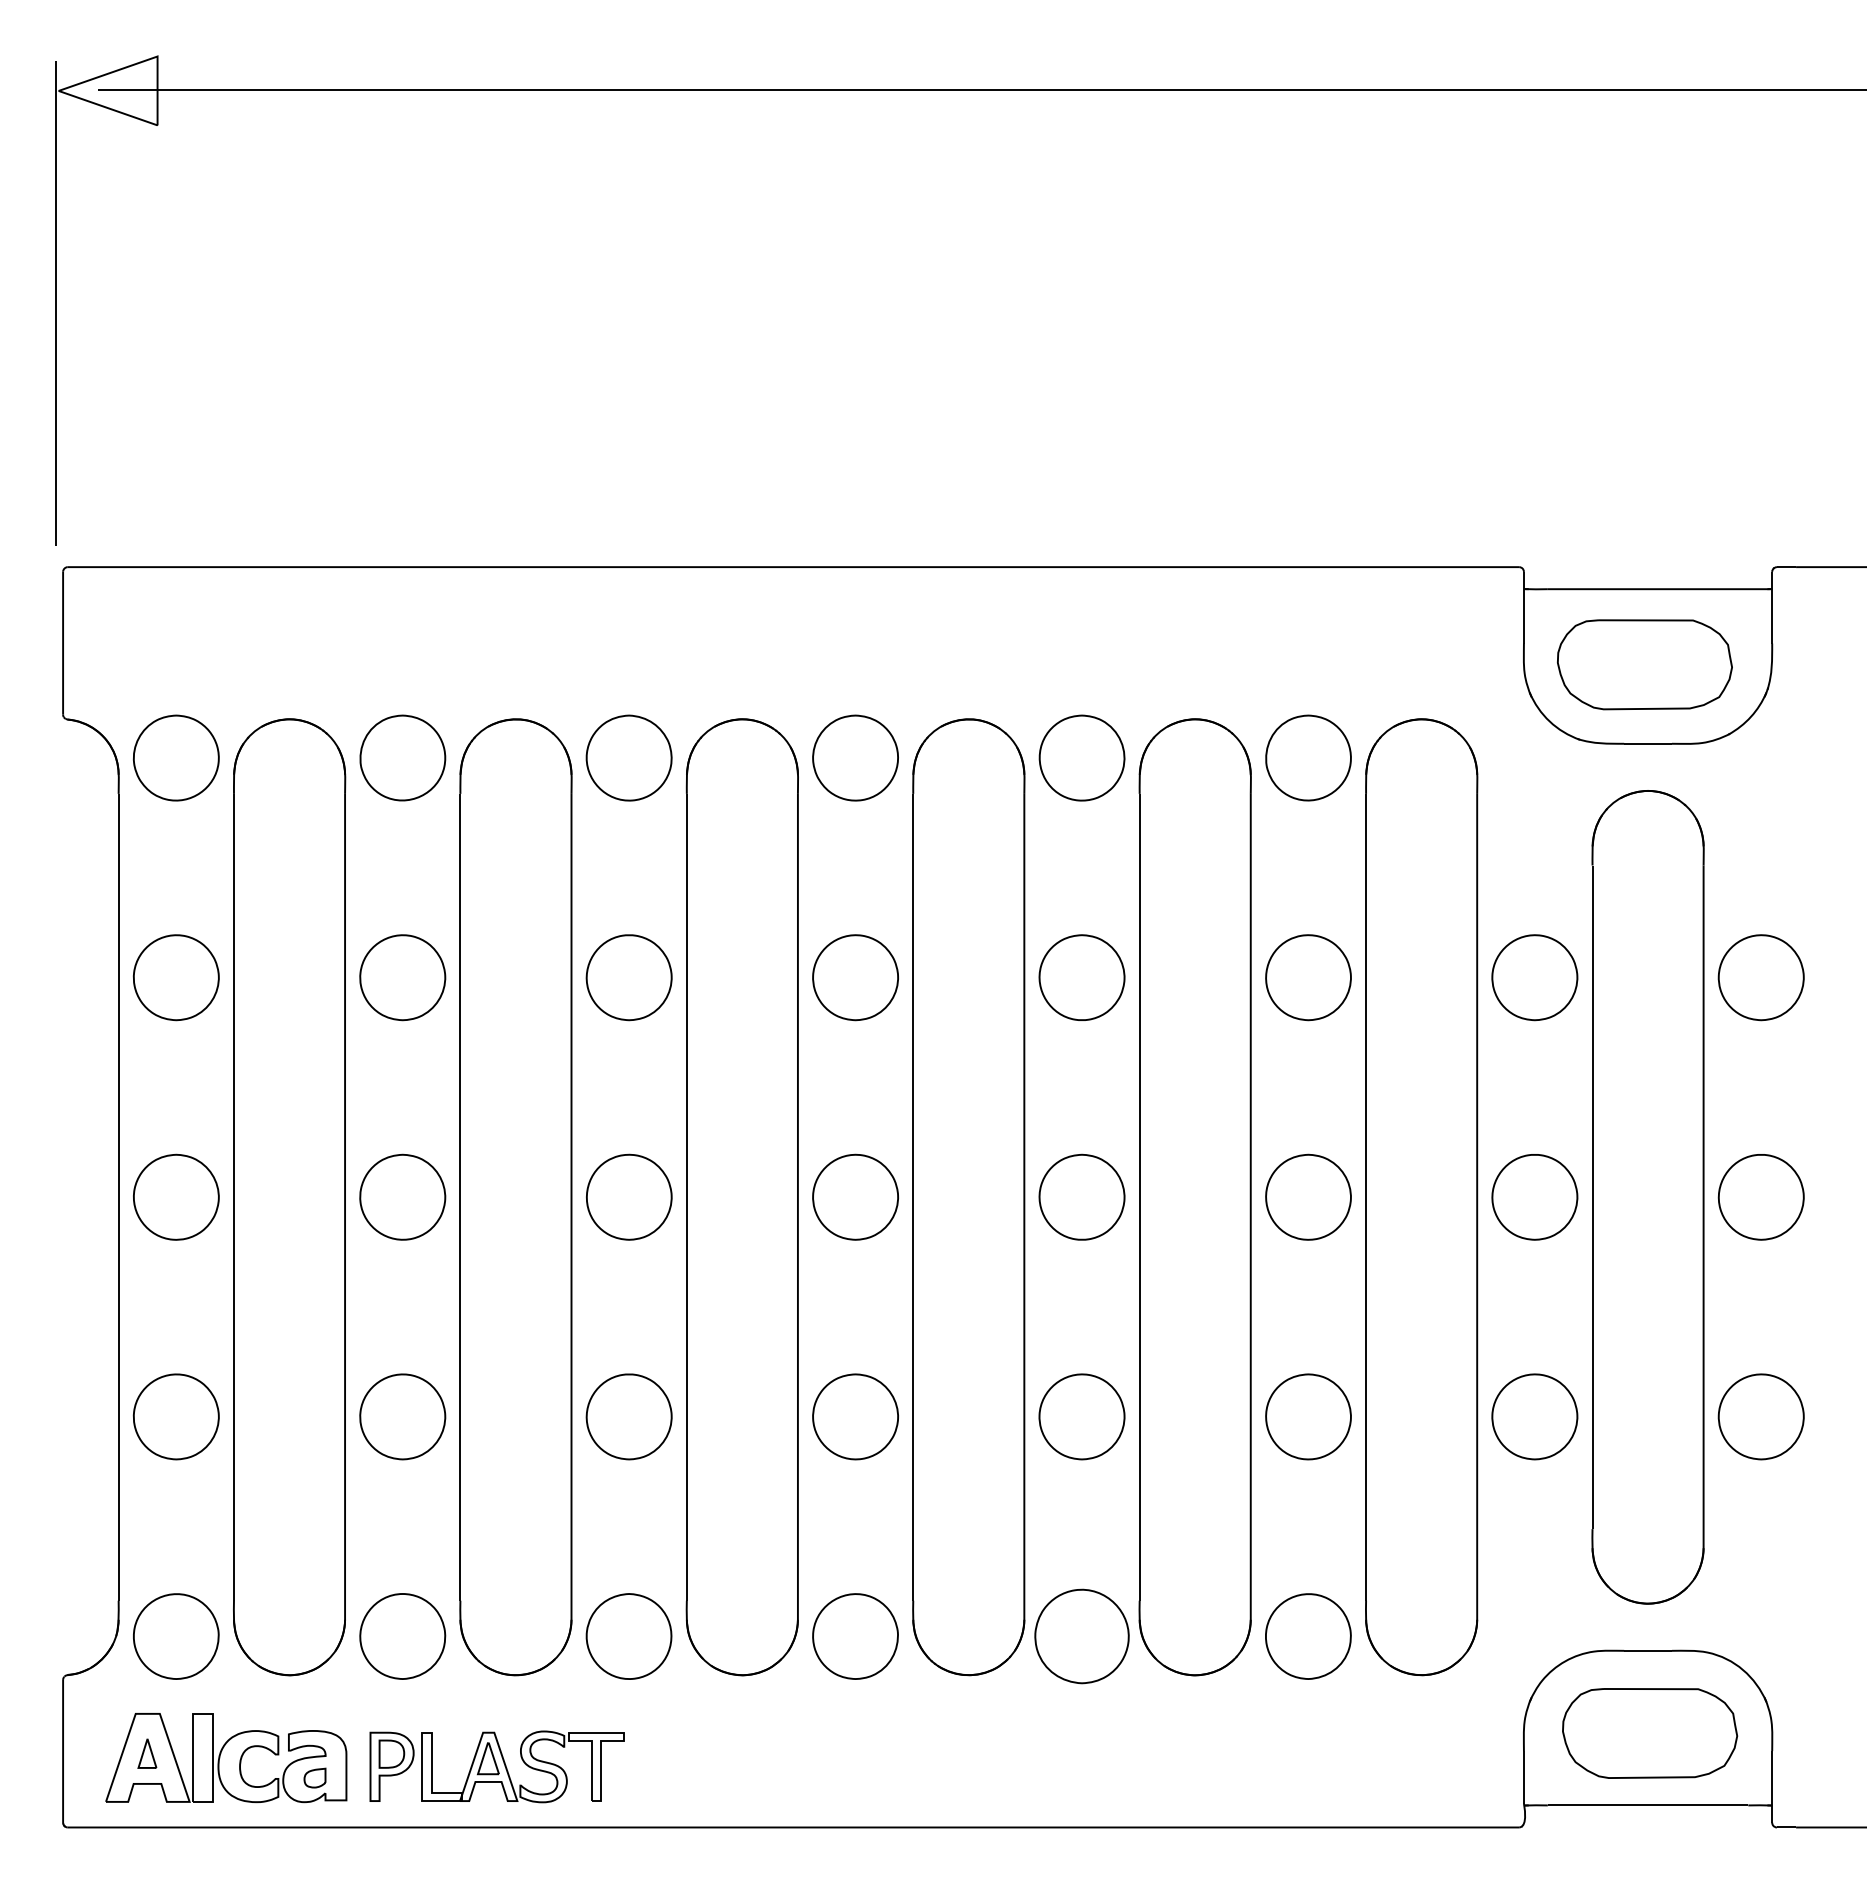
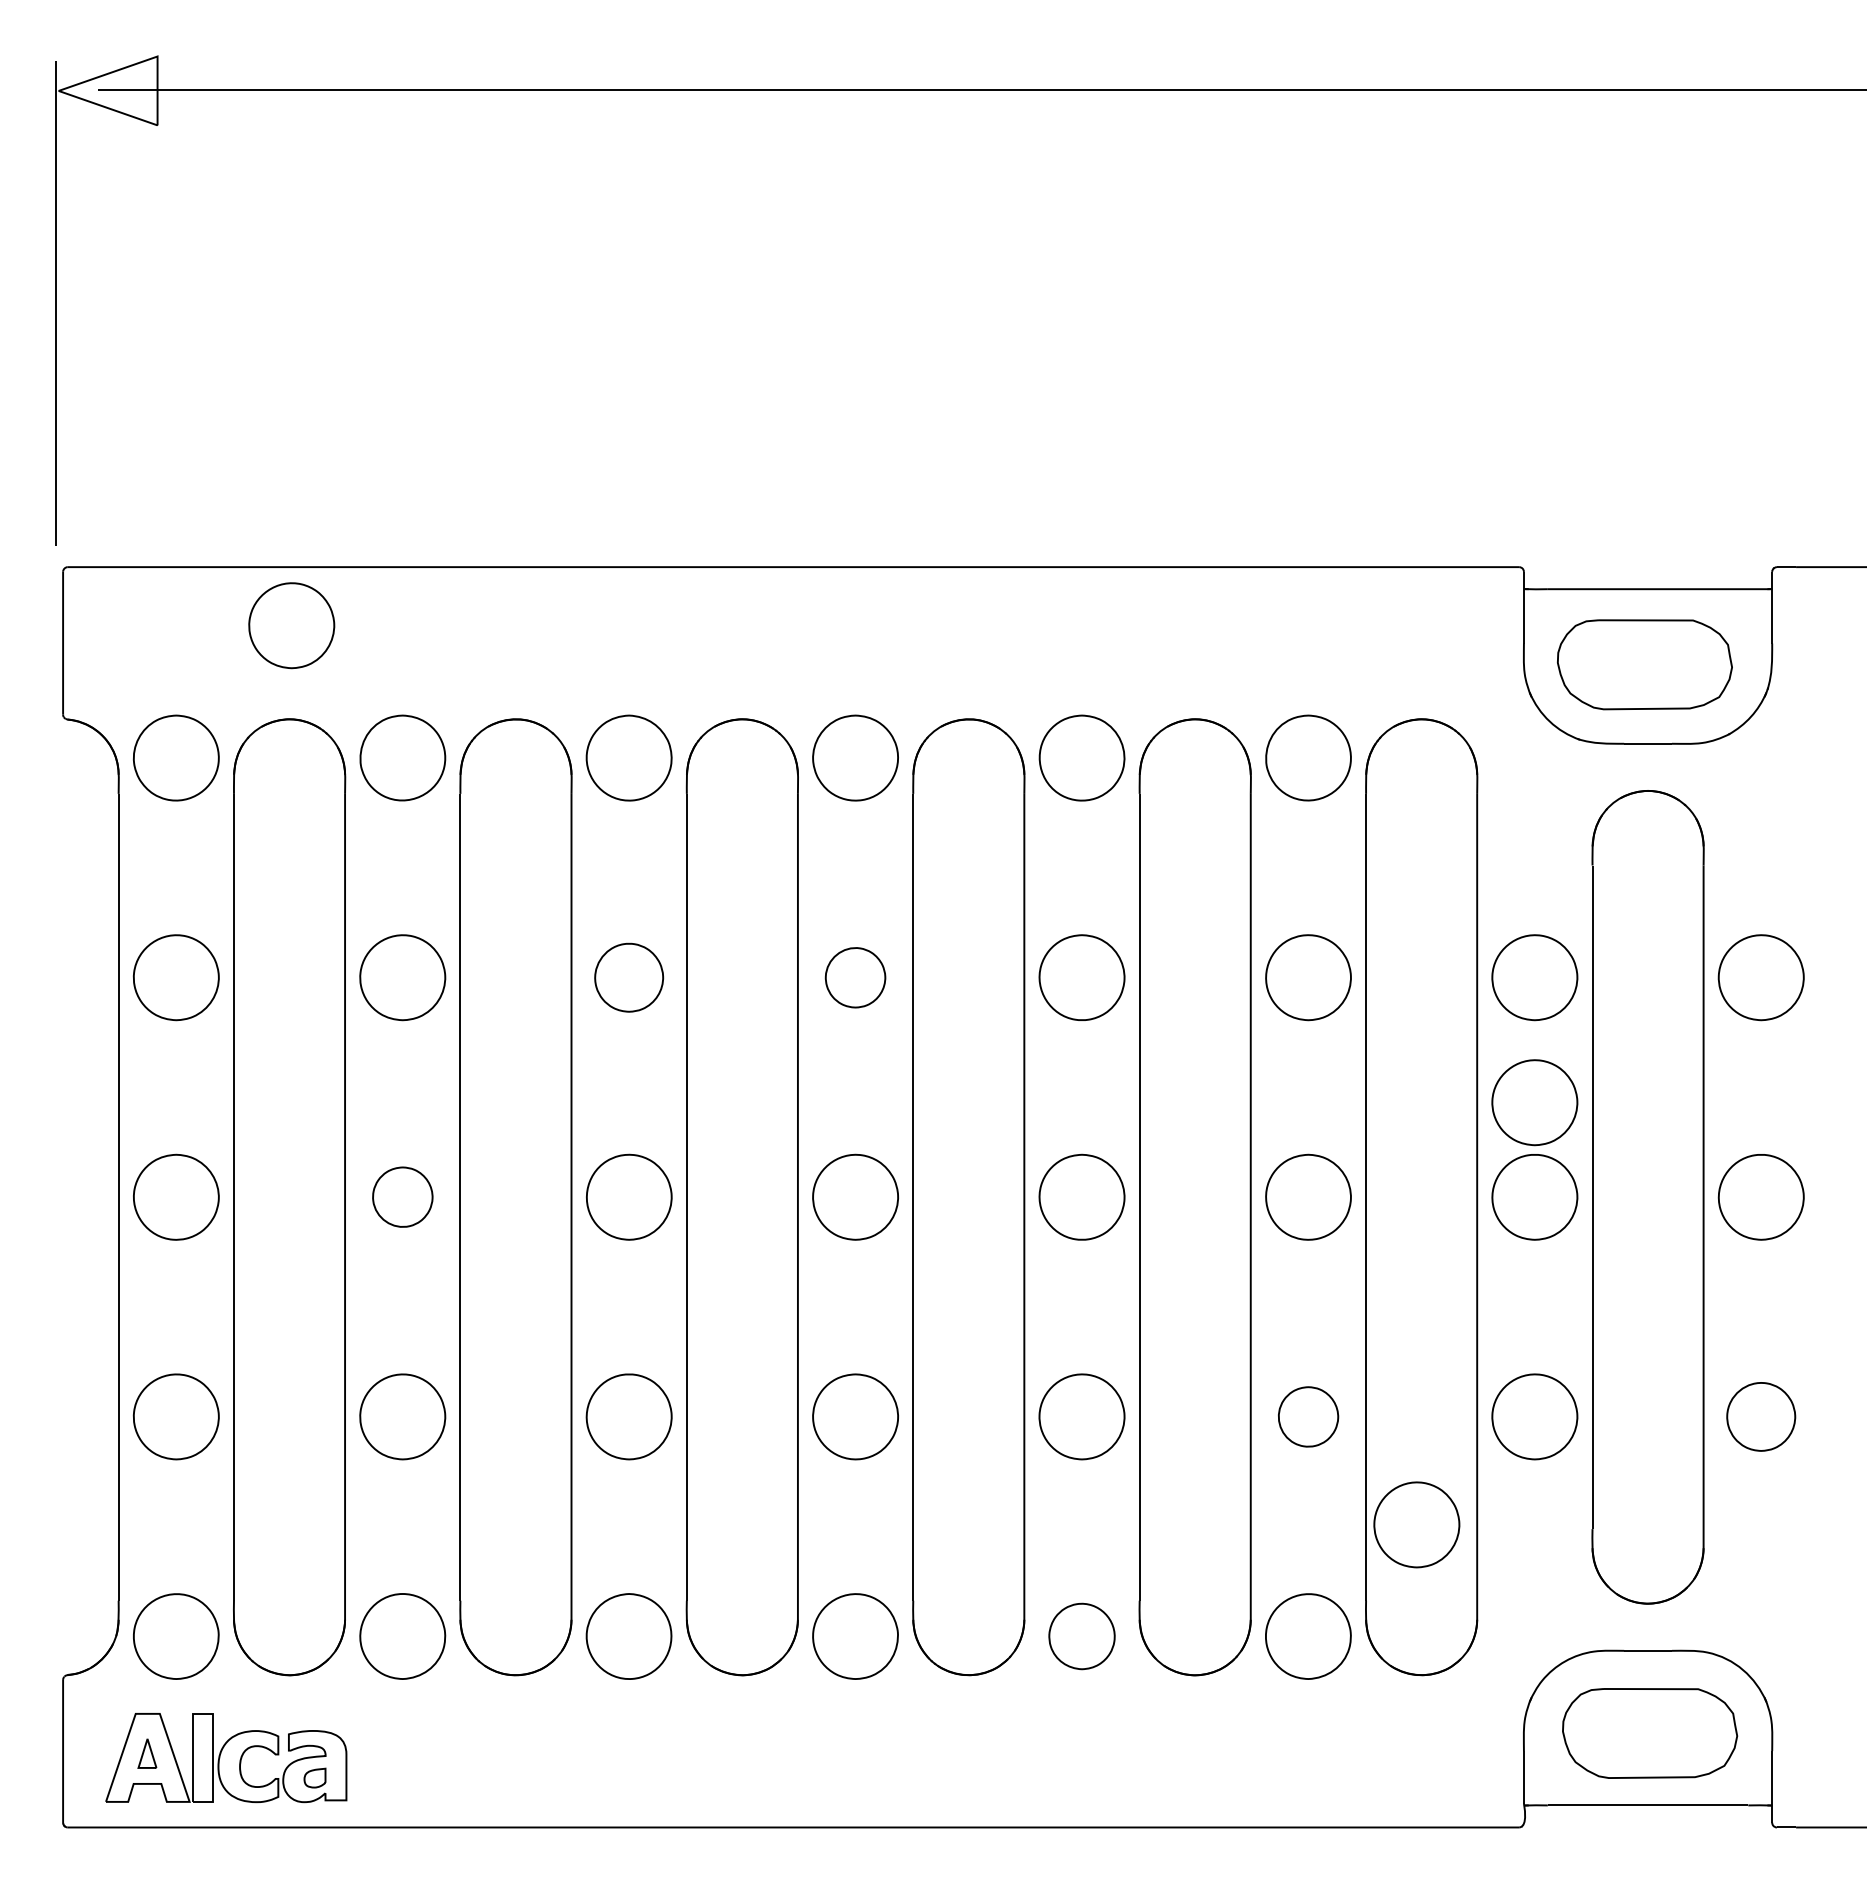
part: none -> present (291, 625)
part size: 88x88 px -> 71x71 px (629, 977)
part size: 87x88 px -> 63x62 px (855, 977)
part: none -> present (1534, 1102)
part size: 88x88 px -> 62x62 px (402, 1196)
part size: 87x88 px -> 62x62 px (1308, 1416)
part size: 88x88 px -> 71x70 px (1761, 1416)
part: none -> present (1416, 1524)
part size: 96x97 px -> 68x69 px (1081, 1636)
part: present -> none (496, 1766)
